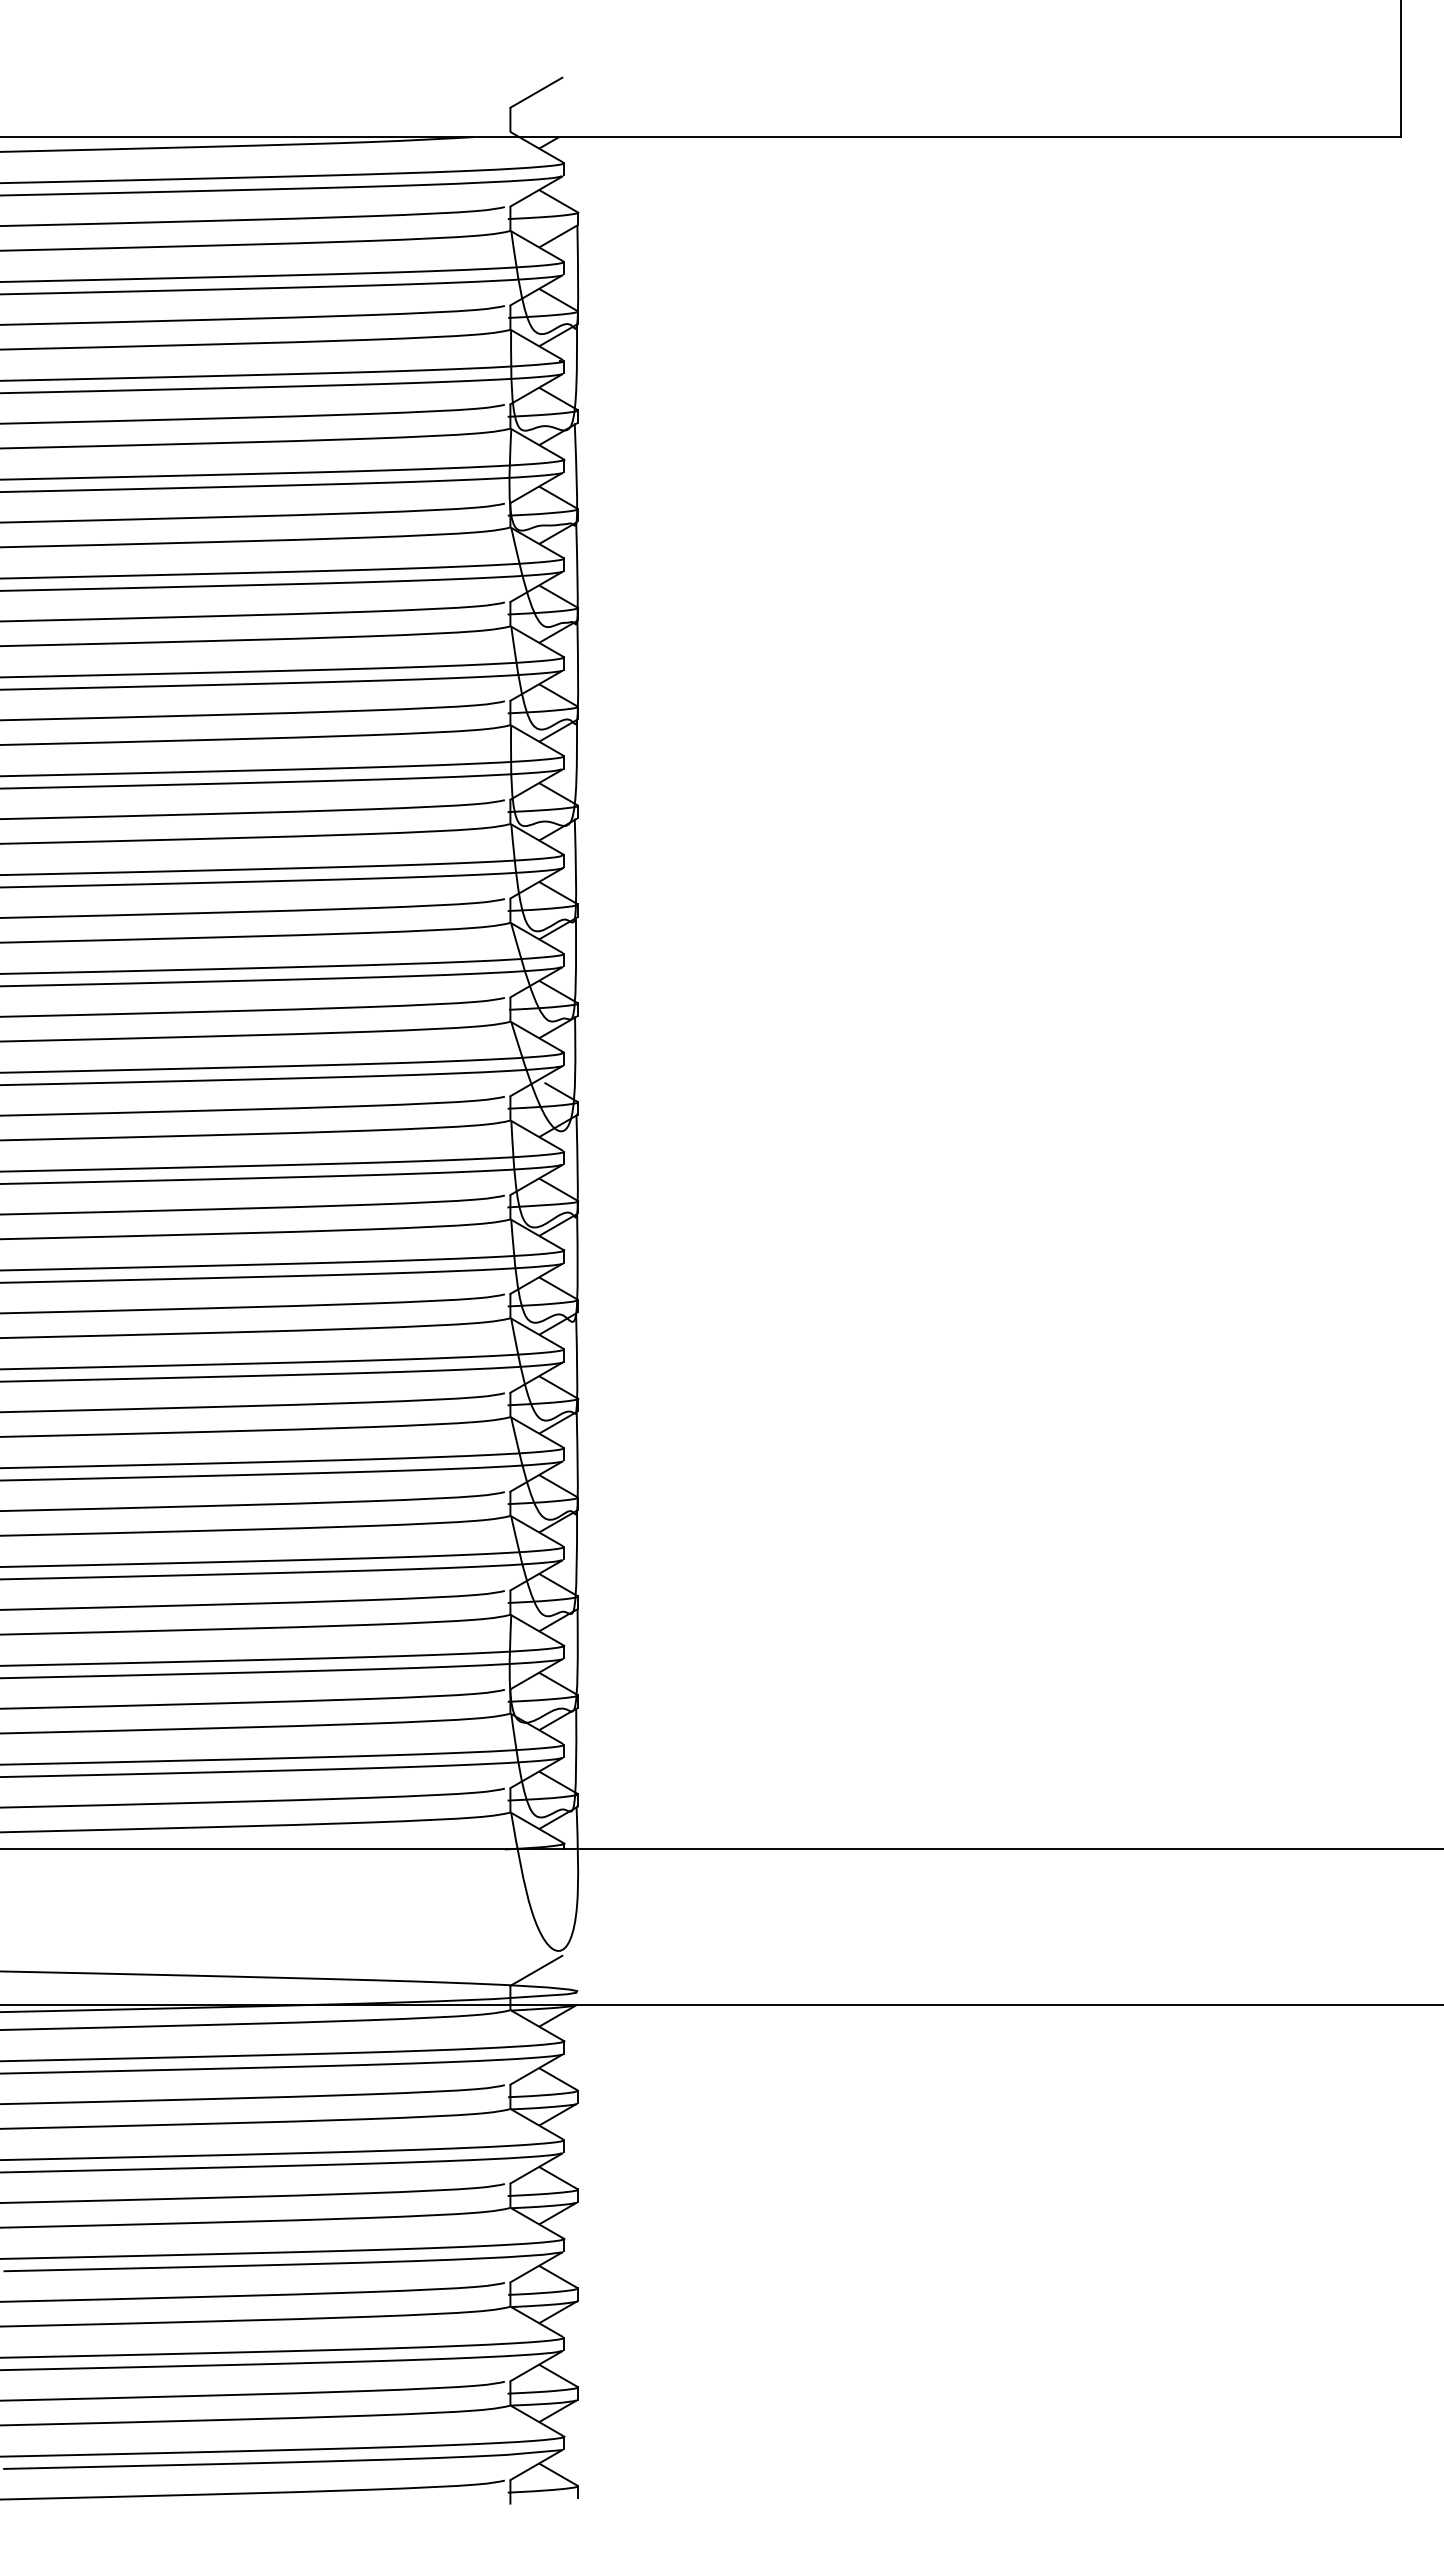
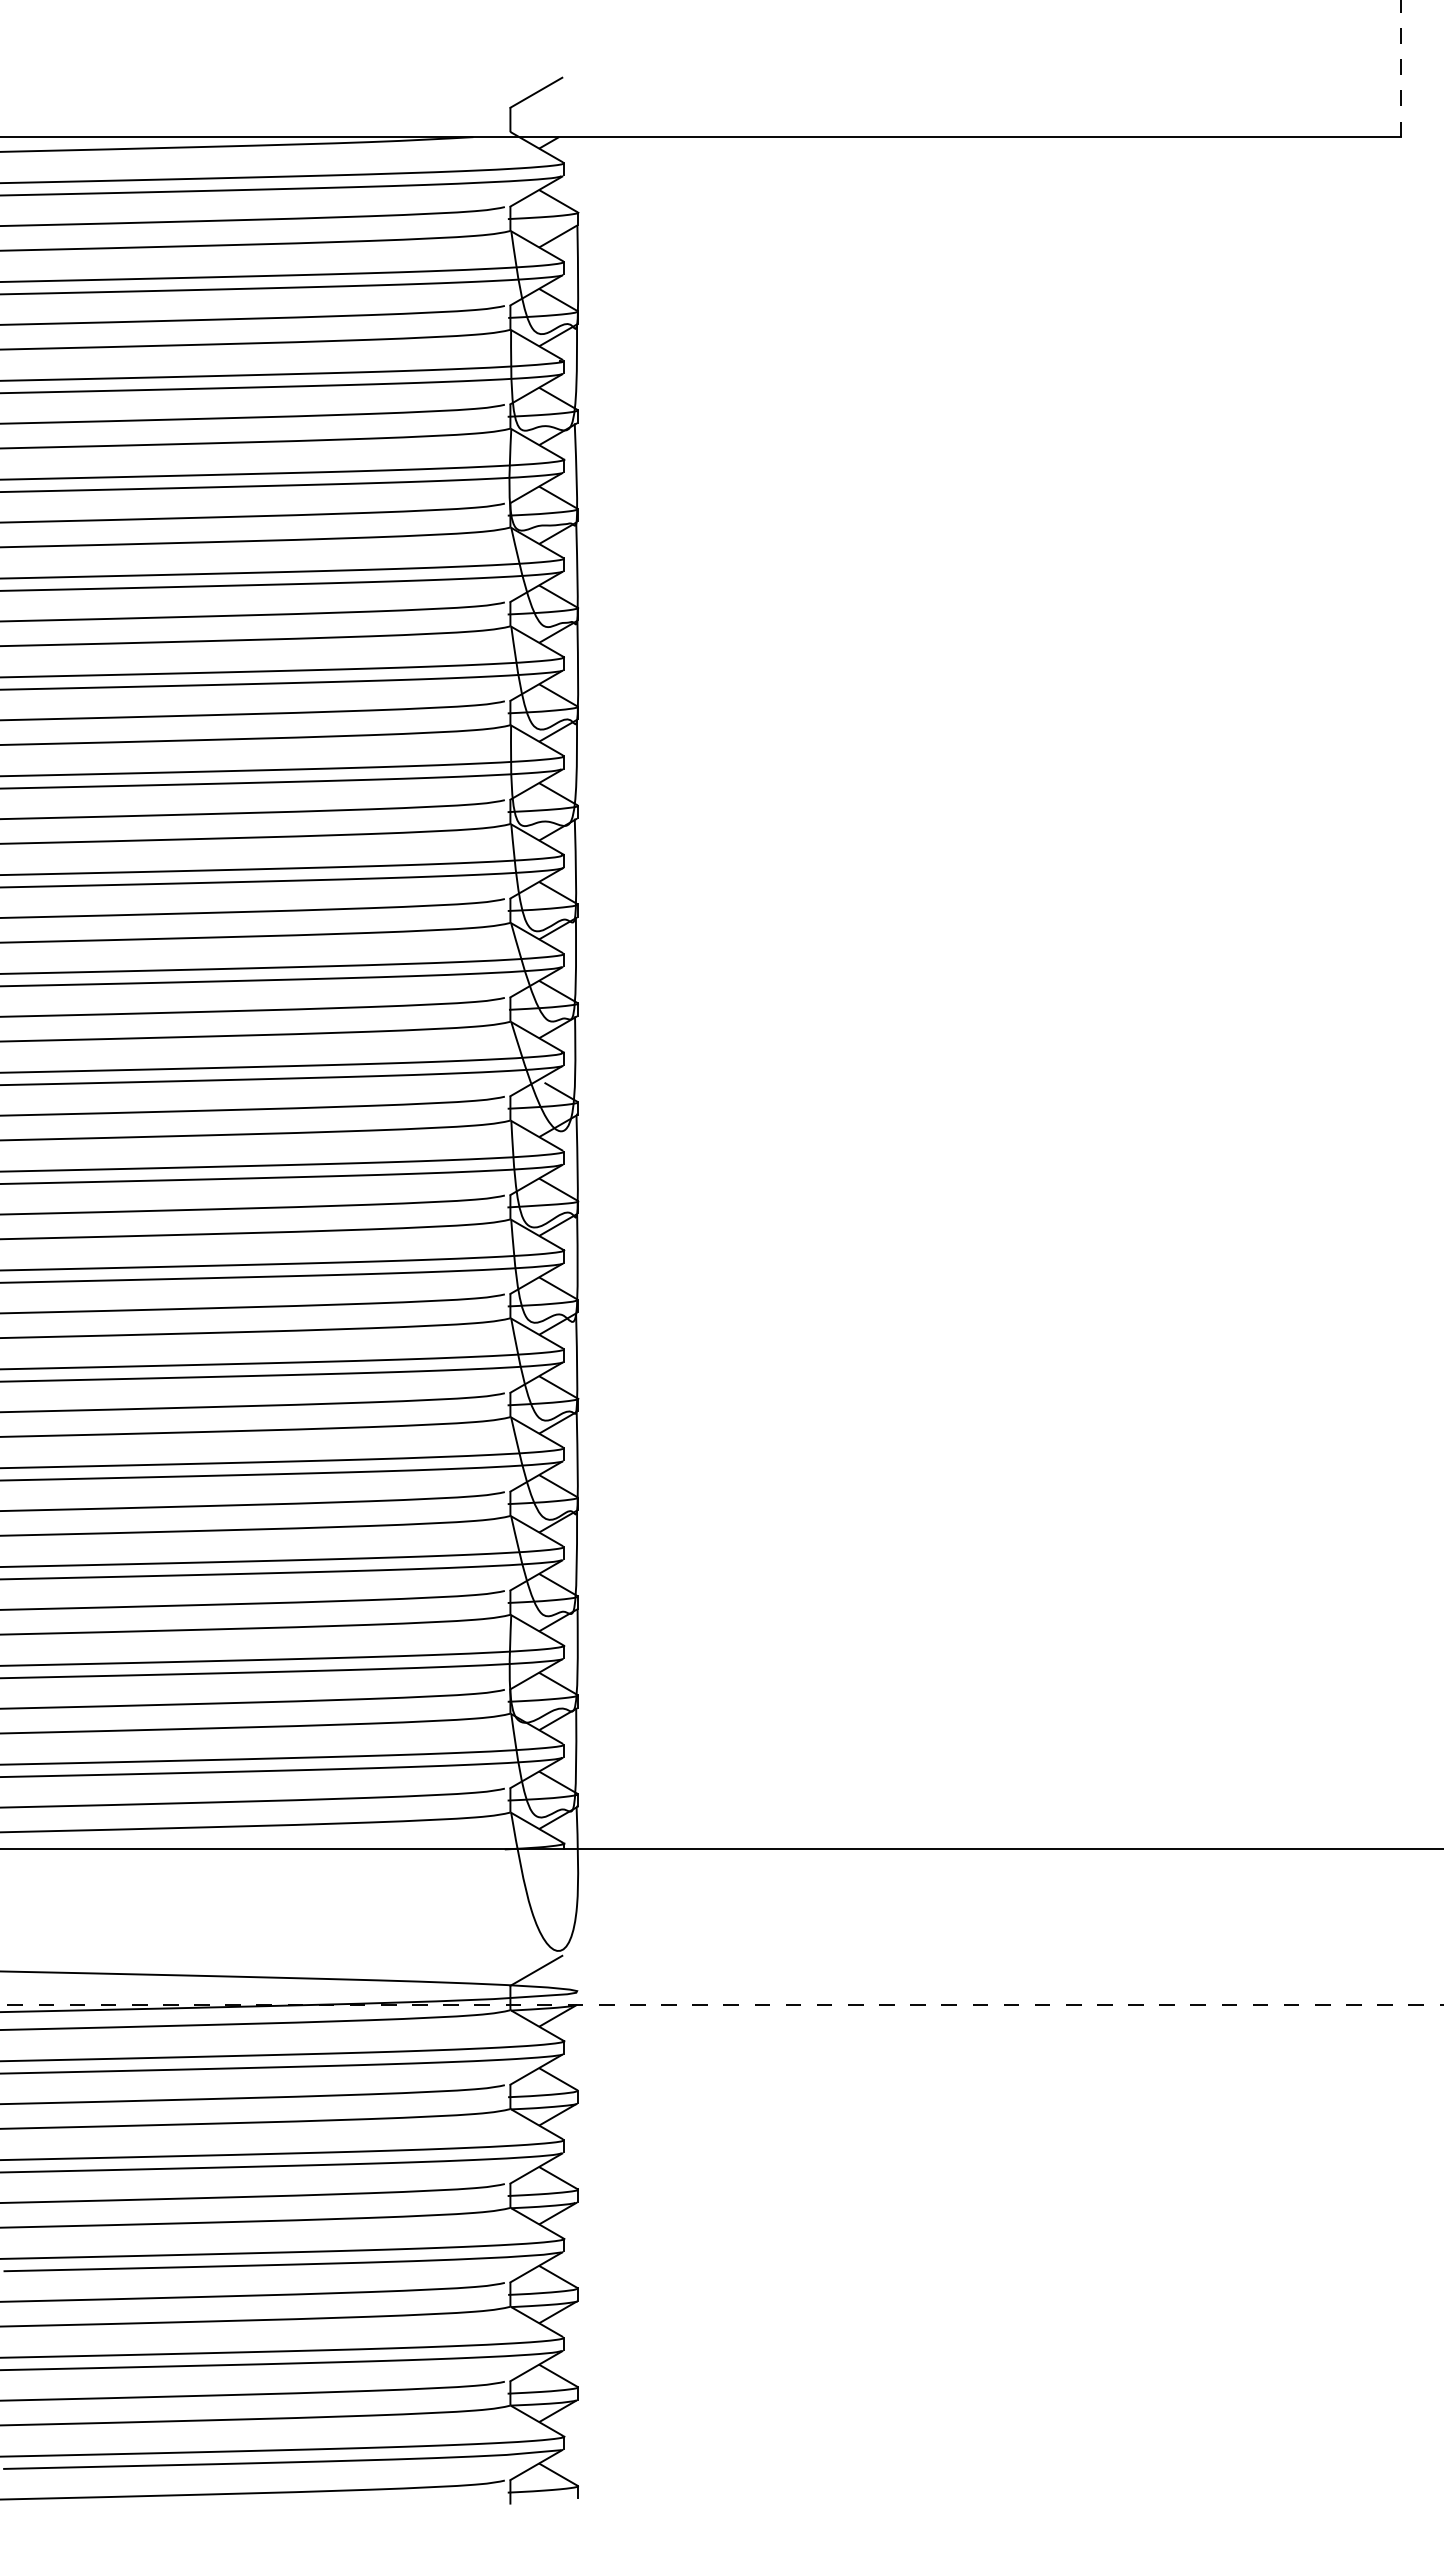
line: solid -> dashed (1400, 68)
line: solid -> dashed (721, 2005)
